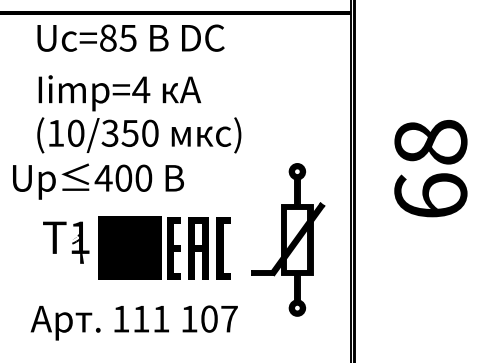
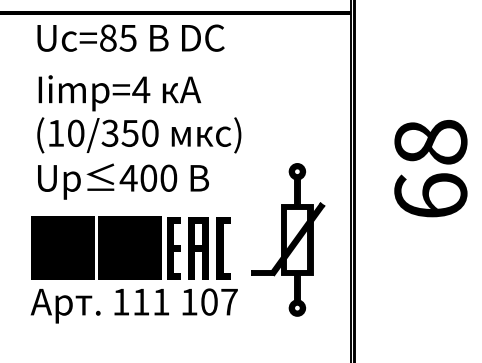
text position: (98, 181) -> (123, 181) (123, 181)
fill: none -> present (53, 247)
fill: none -> present (63, 247)
text position: (133, 322) -> (133, 305) (133, 305)
